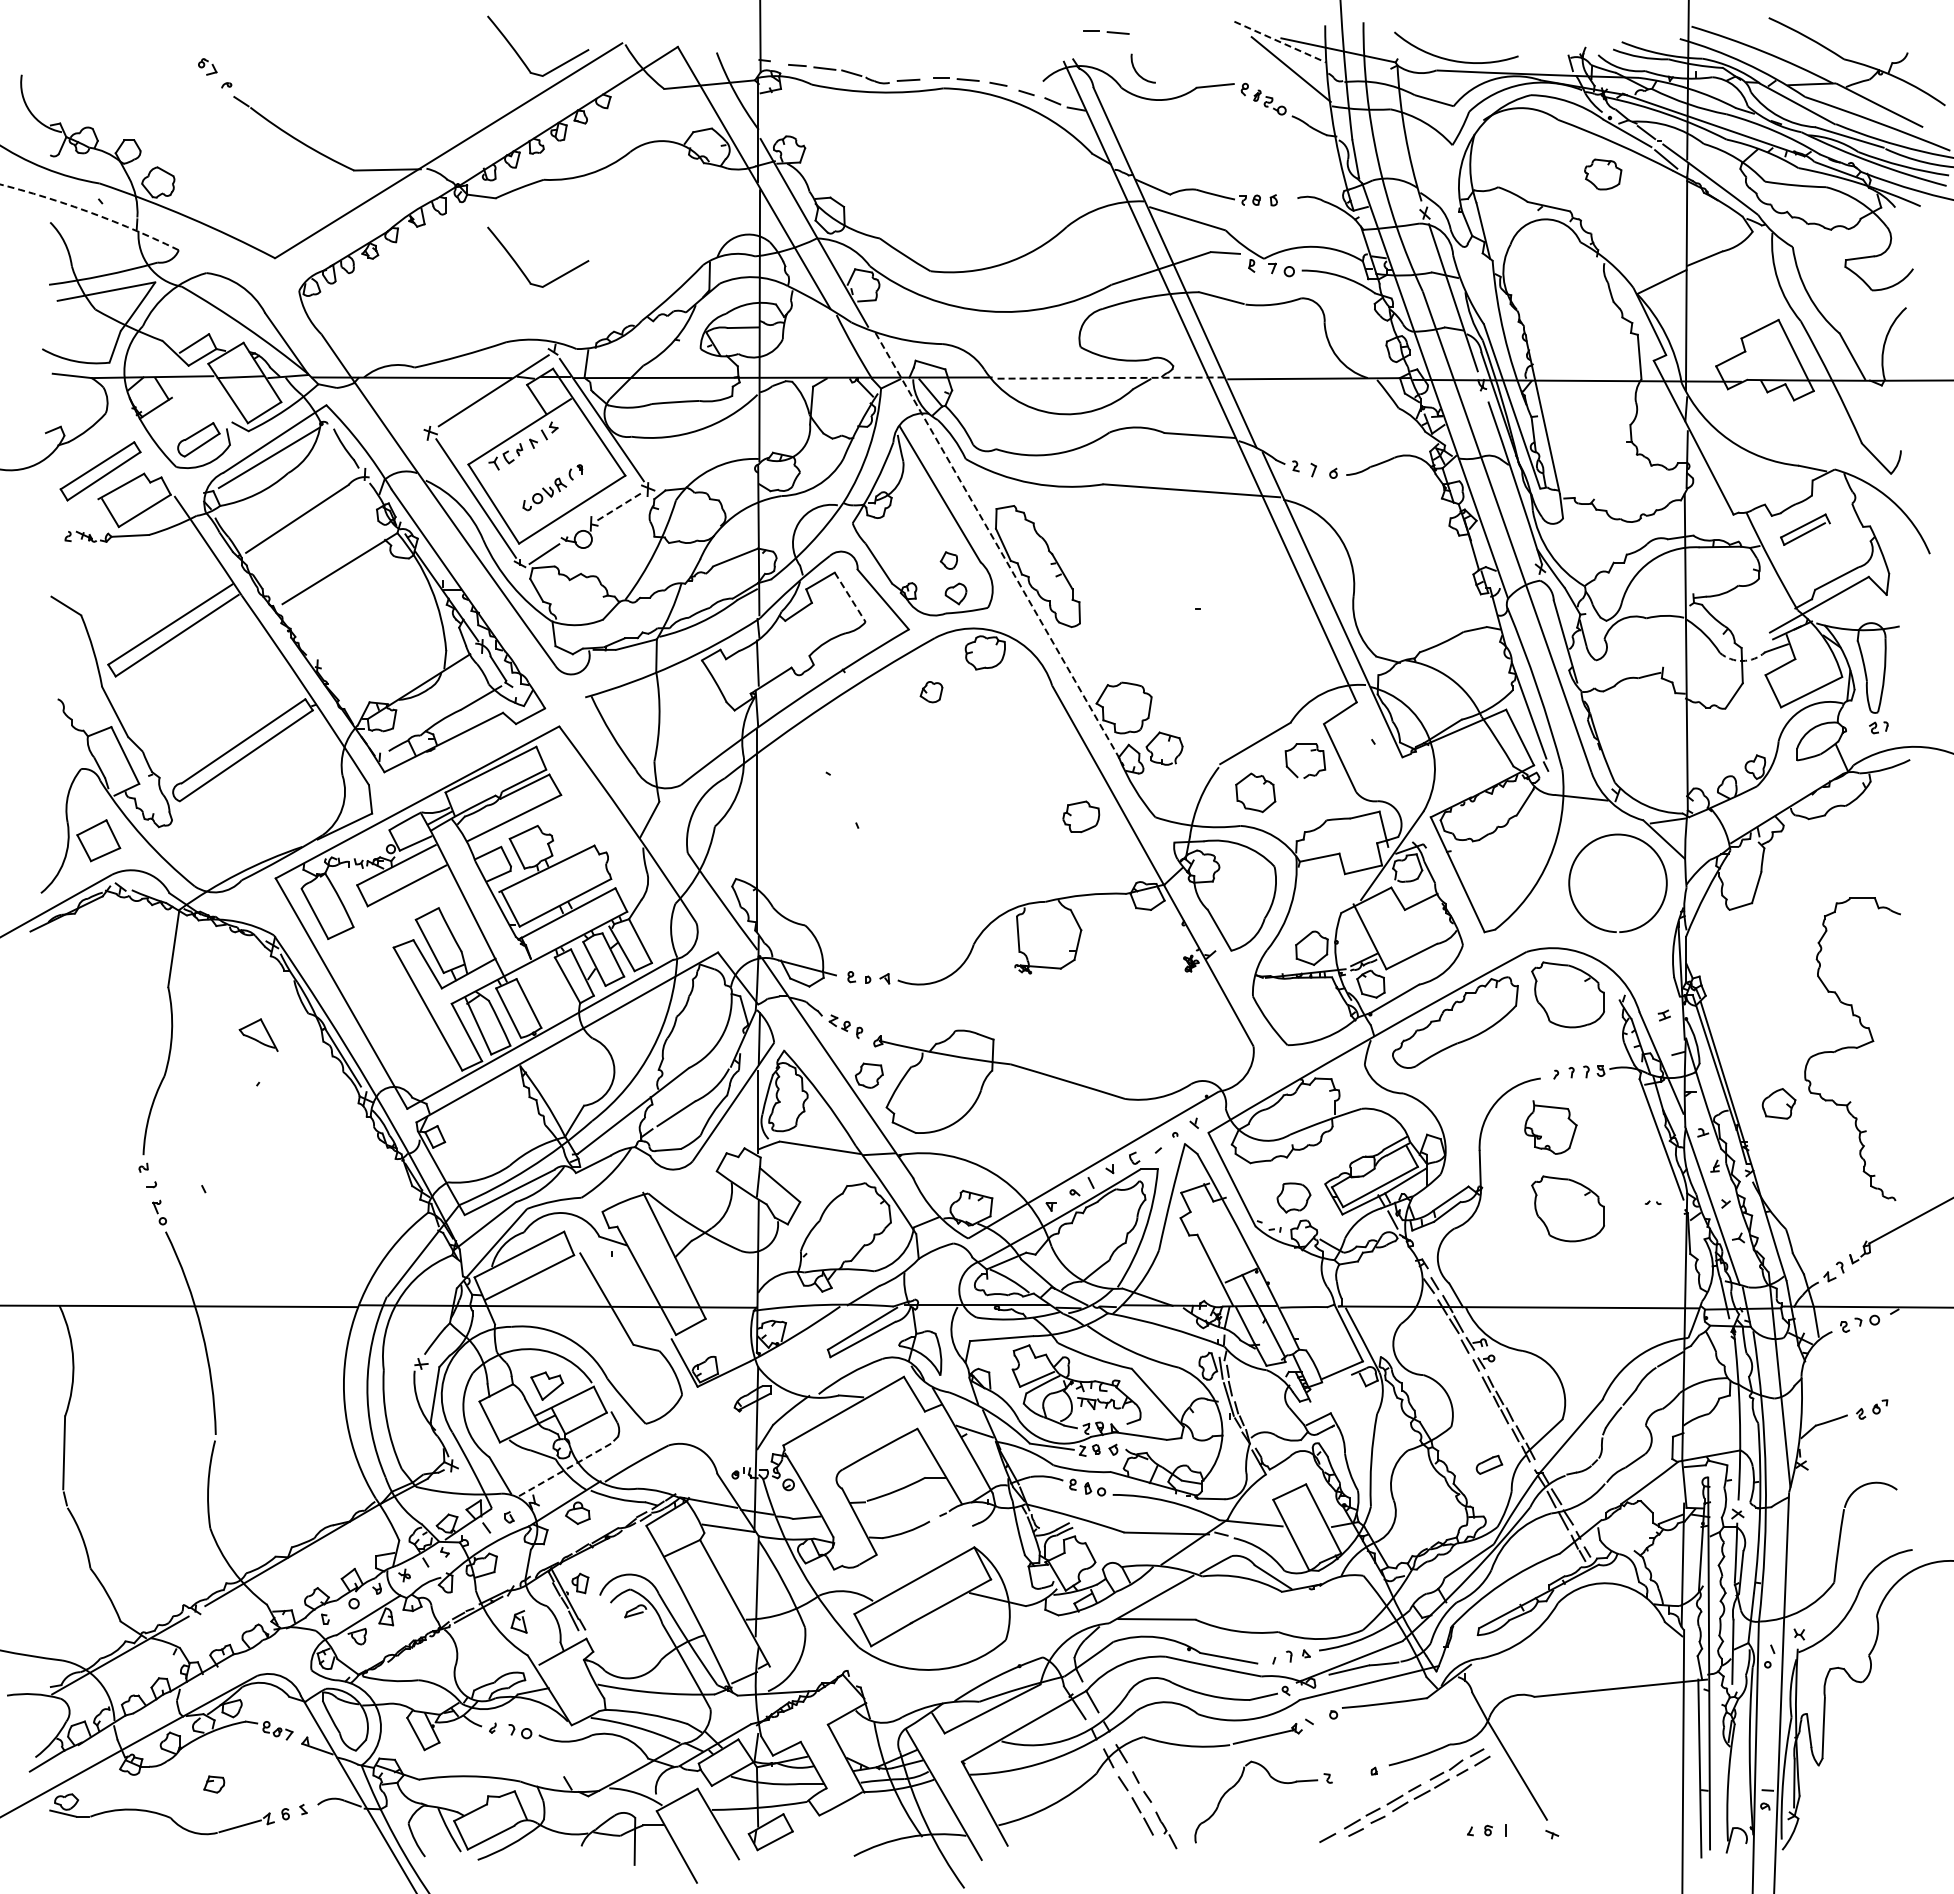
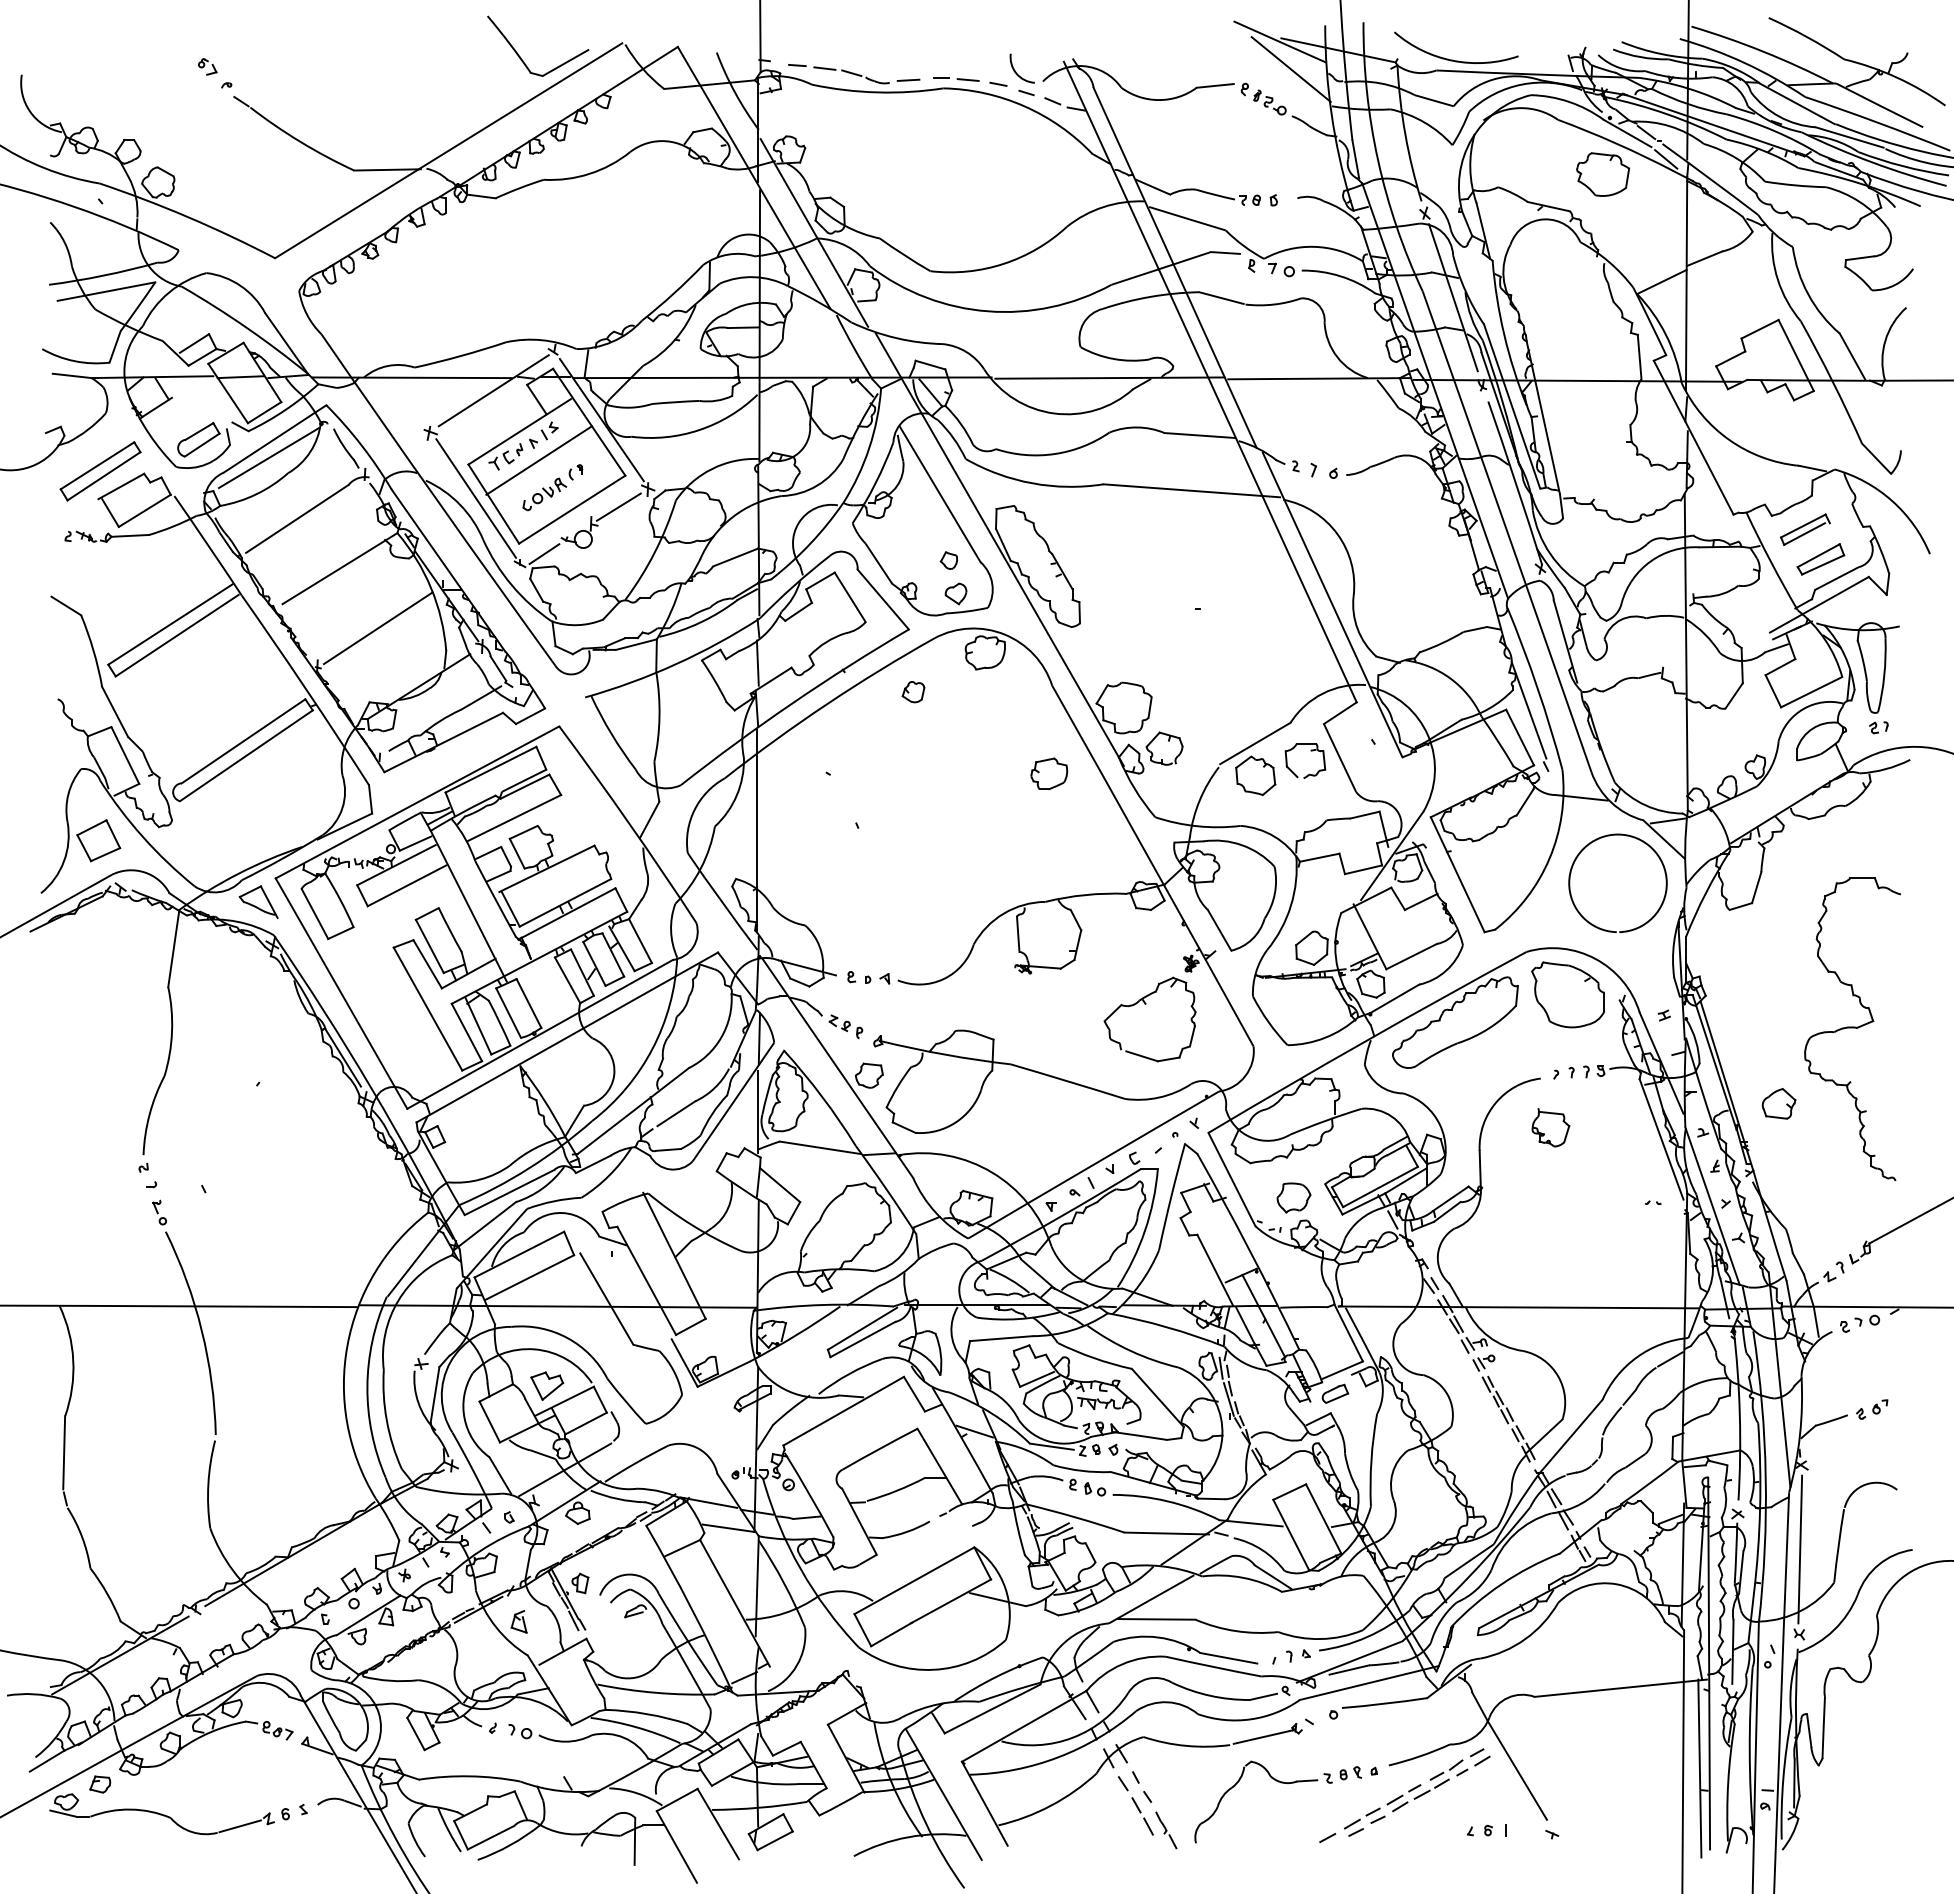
part: present -> none (1106, 32)
line: dashed -> solid (1280, 42)
arc position: (1137, 71) -> (1016, 71) (1016, 71)
part size: 39x33 px -> 55x45 px (1603, 174)
arc: dashed -> solid (90, 212)
part: present -> none (521, 268)
line: dashed -> solid (1109, 378)
line: none -> present (539, 460)
line: dashed -> solid (618, 507)
line: dashed -> solid (999, 549)
part: none -> present (1820, 559)
line: dashed -> solid (850, 597)
line: none -> present (377, 628)
arc: dashed -> solid (1742, 661)
part position: (931, 692) -> (913, 692) (913, 692)
part position: (1255, 792) -> (1255, 775) (1255, 775)
part position: (1081, 816) -> (1049, 773) (1049, 773)
part: none -> present (1146, 1004)
part position: (258, 1034) -> (258, 901) (258, 901)
part position: (1852, 1048) -> (1852, 1028) (1852, 1028)
part size: 54x55 px -> 40x40 px (1550, 1127)
part: present -> none (1567, 1208)
part position: (1489, 1464) -> (1335, 1393) (1335, 1393)
line: dashed -> solid (565, 1469)
line: none -> present (1800, 1549)
part: none -> present (1350, 1773)
part position: (214, 1784) -> (100, 1784) (100, 1784)
